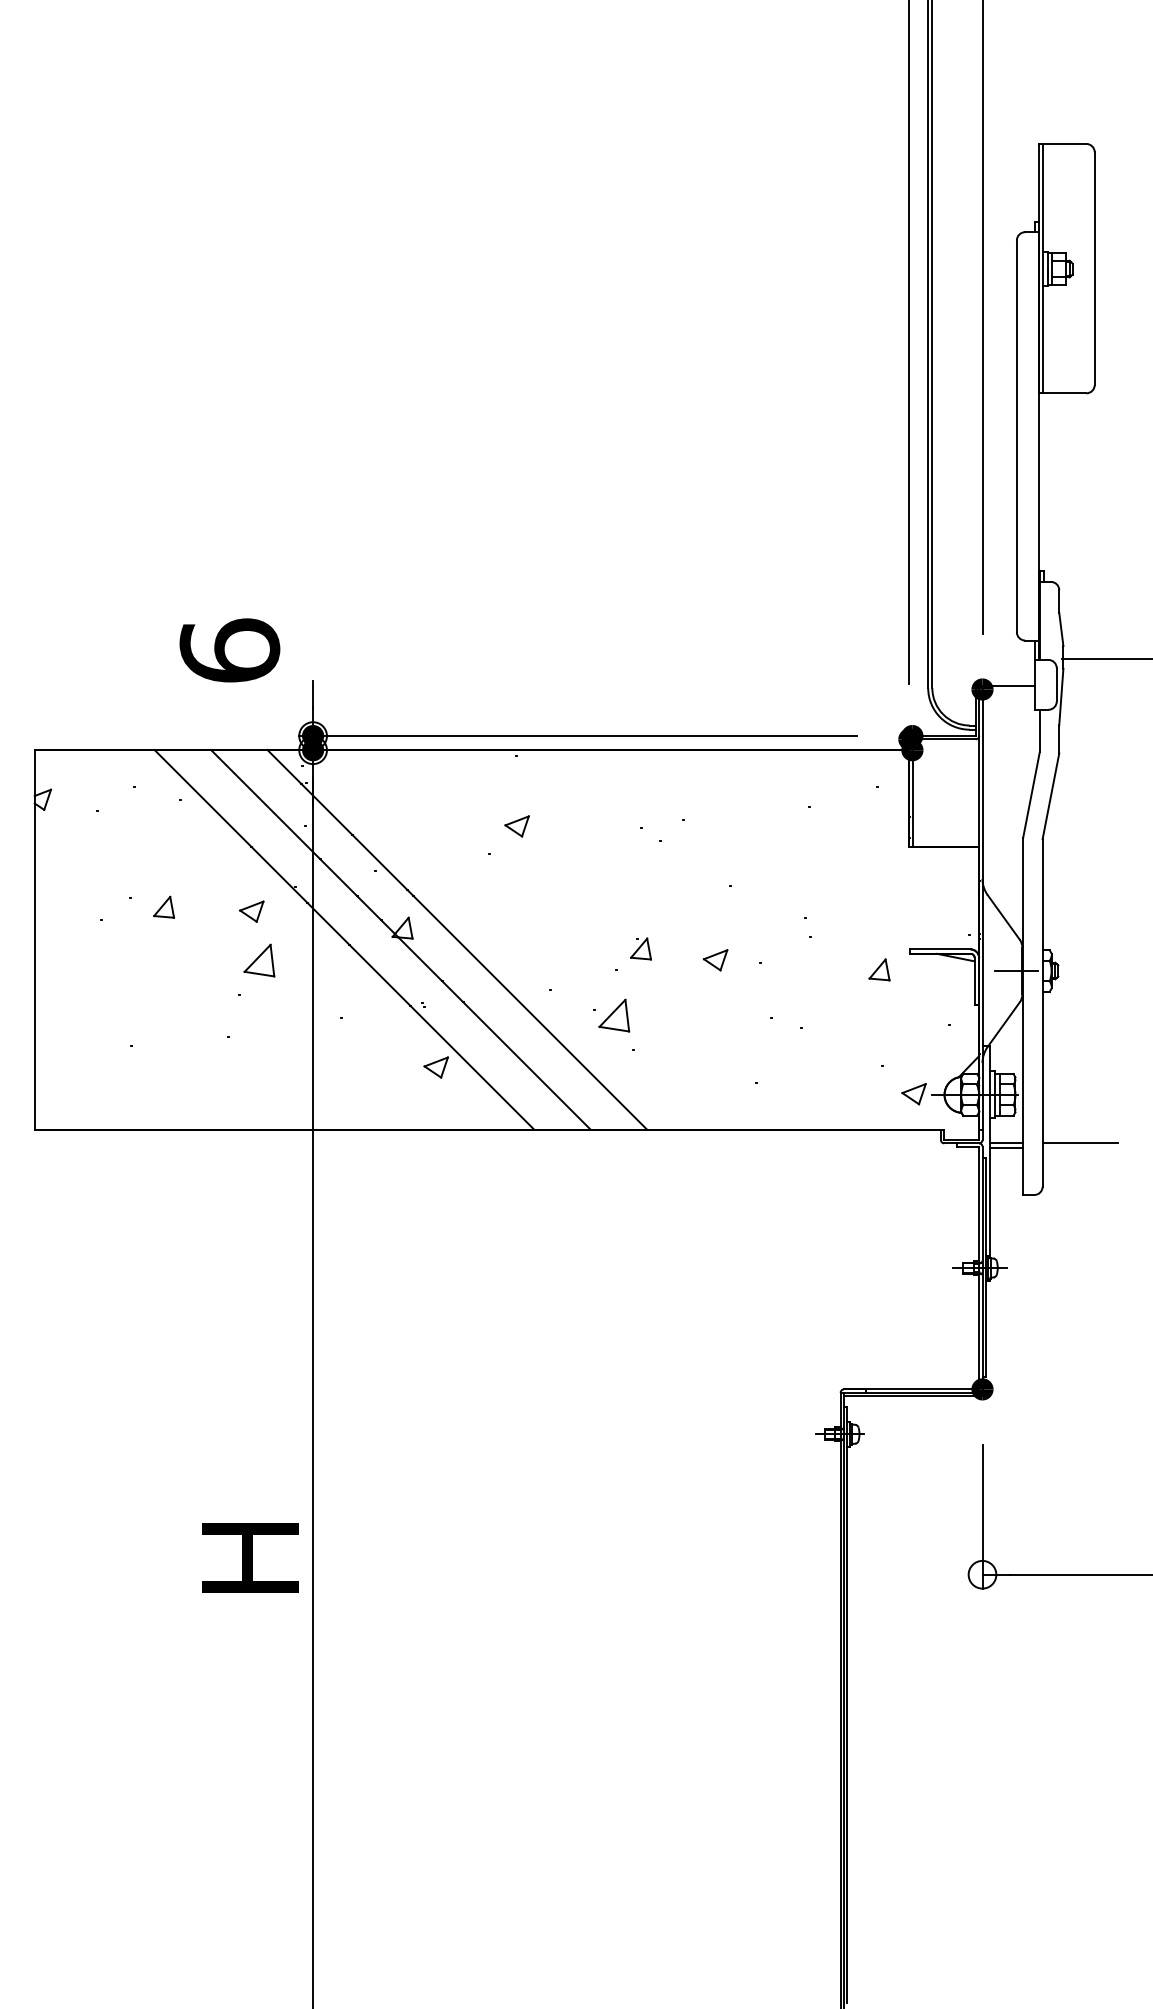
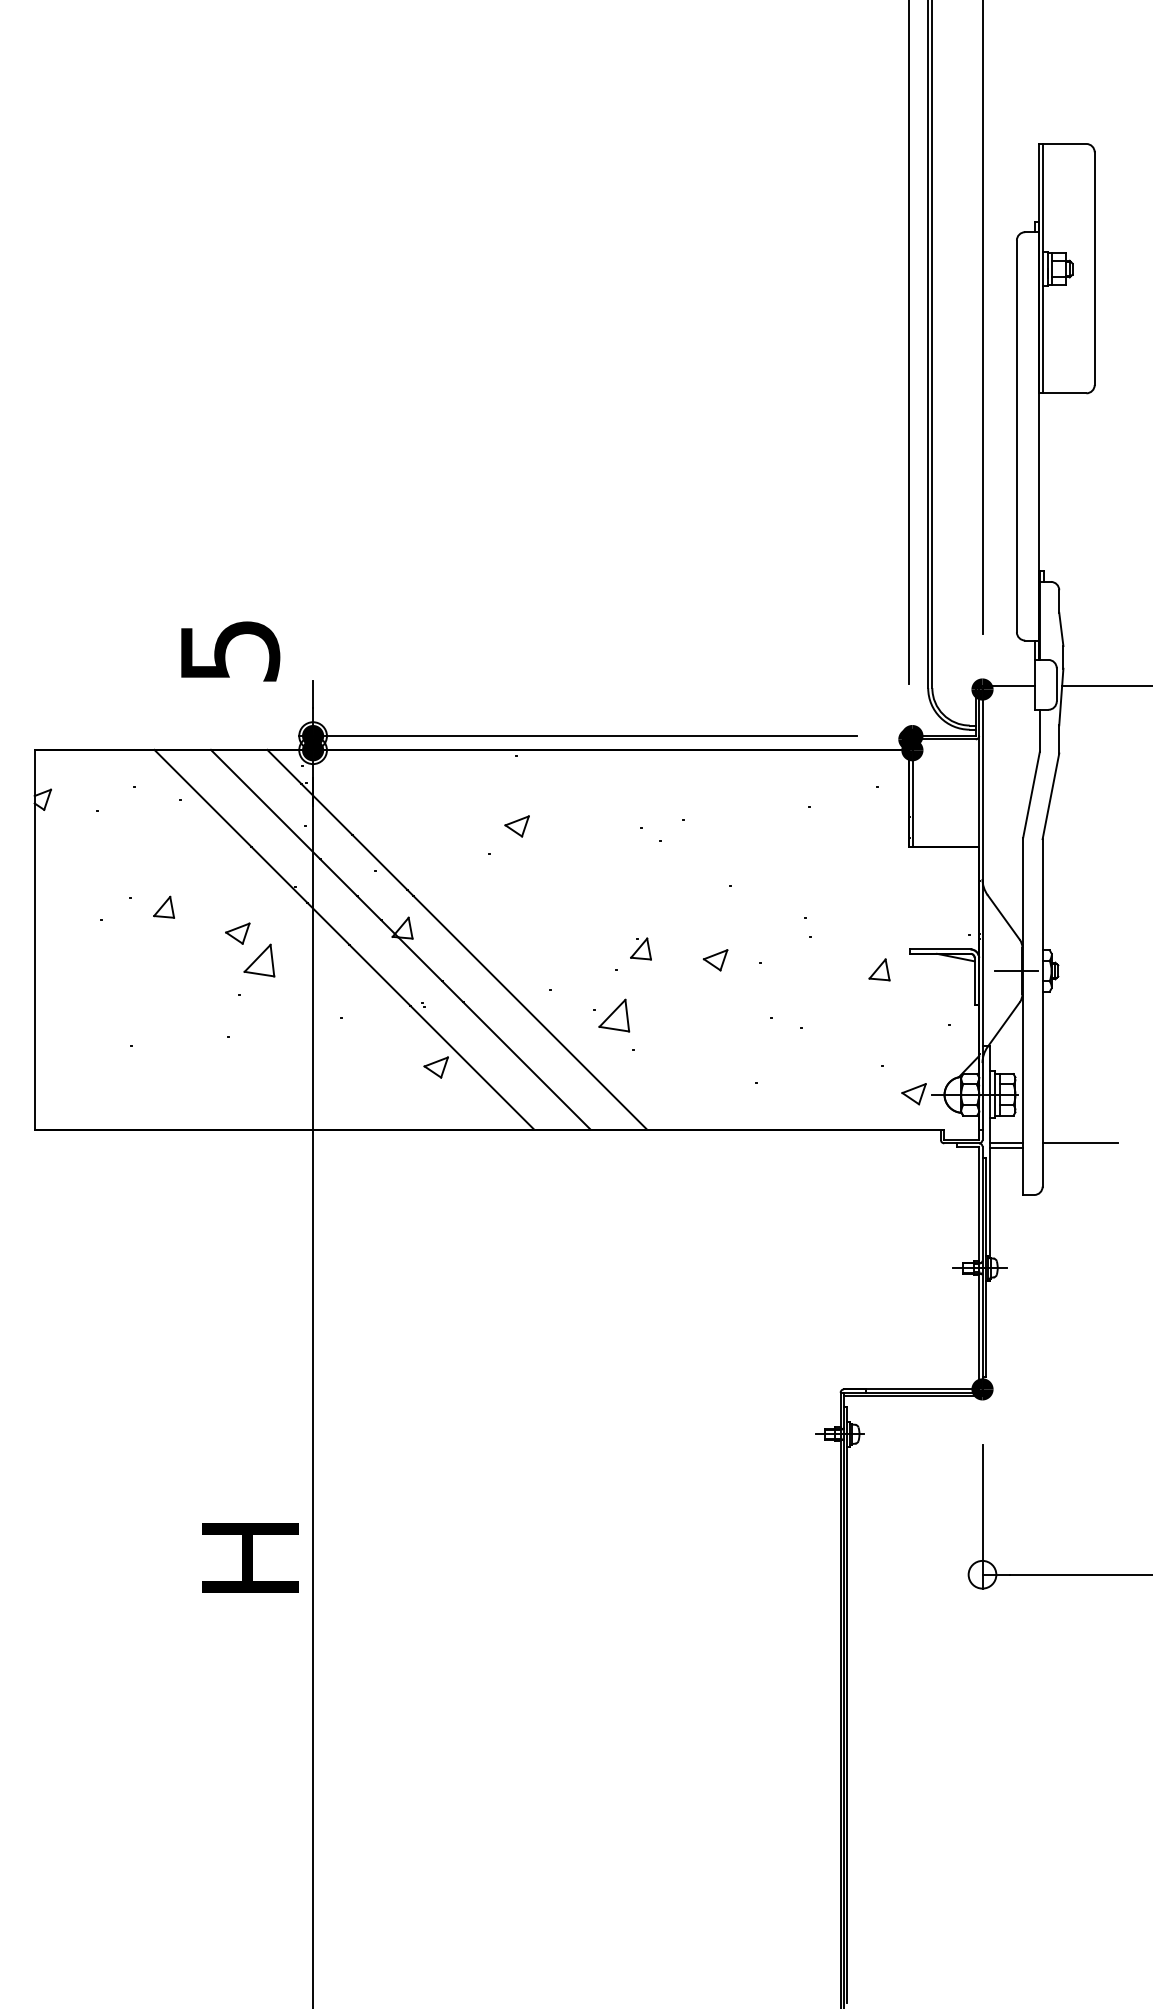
text: 6 -> 5 (229, 650)
line position: (1105, 659) -> (1105, 686) (1105, 686)
part position: (251, 911) -> (237, 933) (237, 933)
